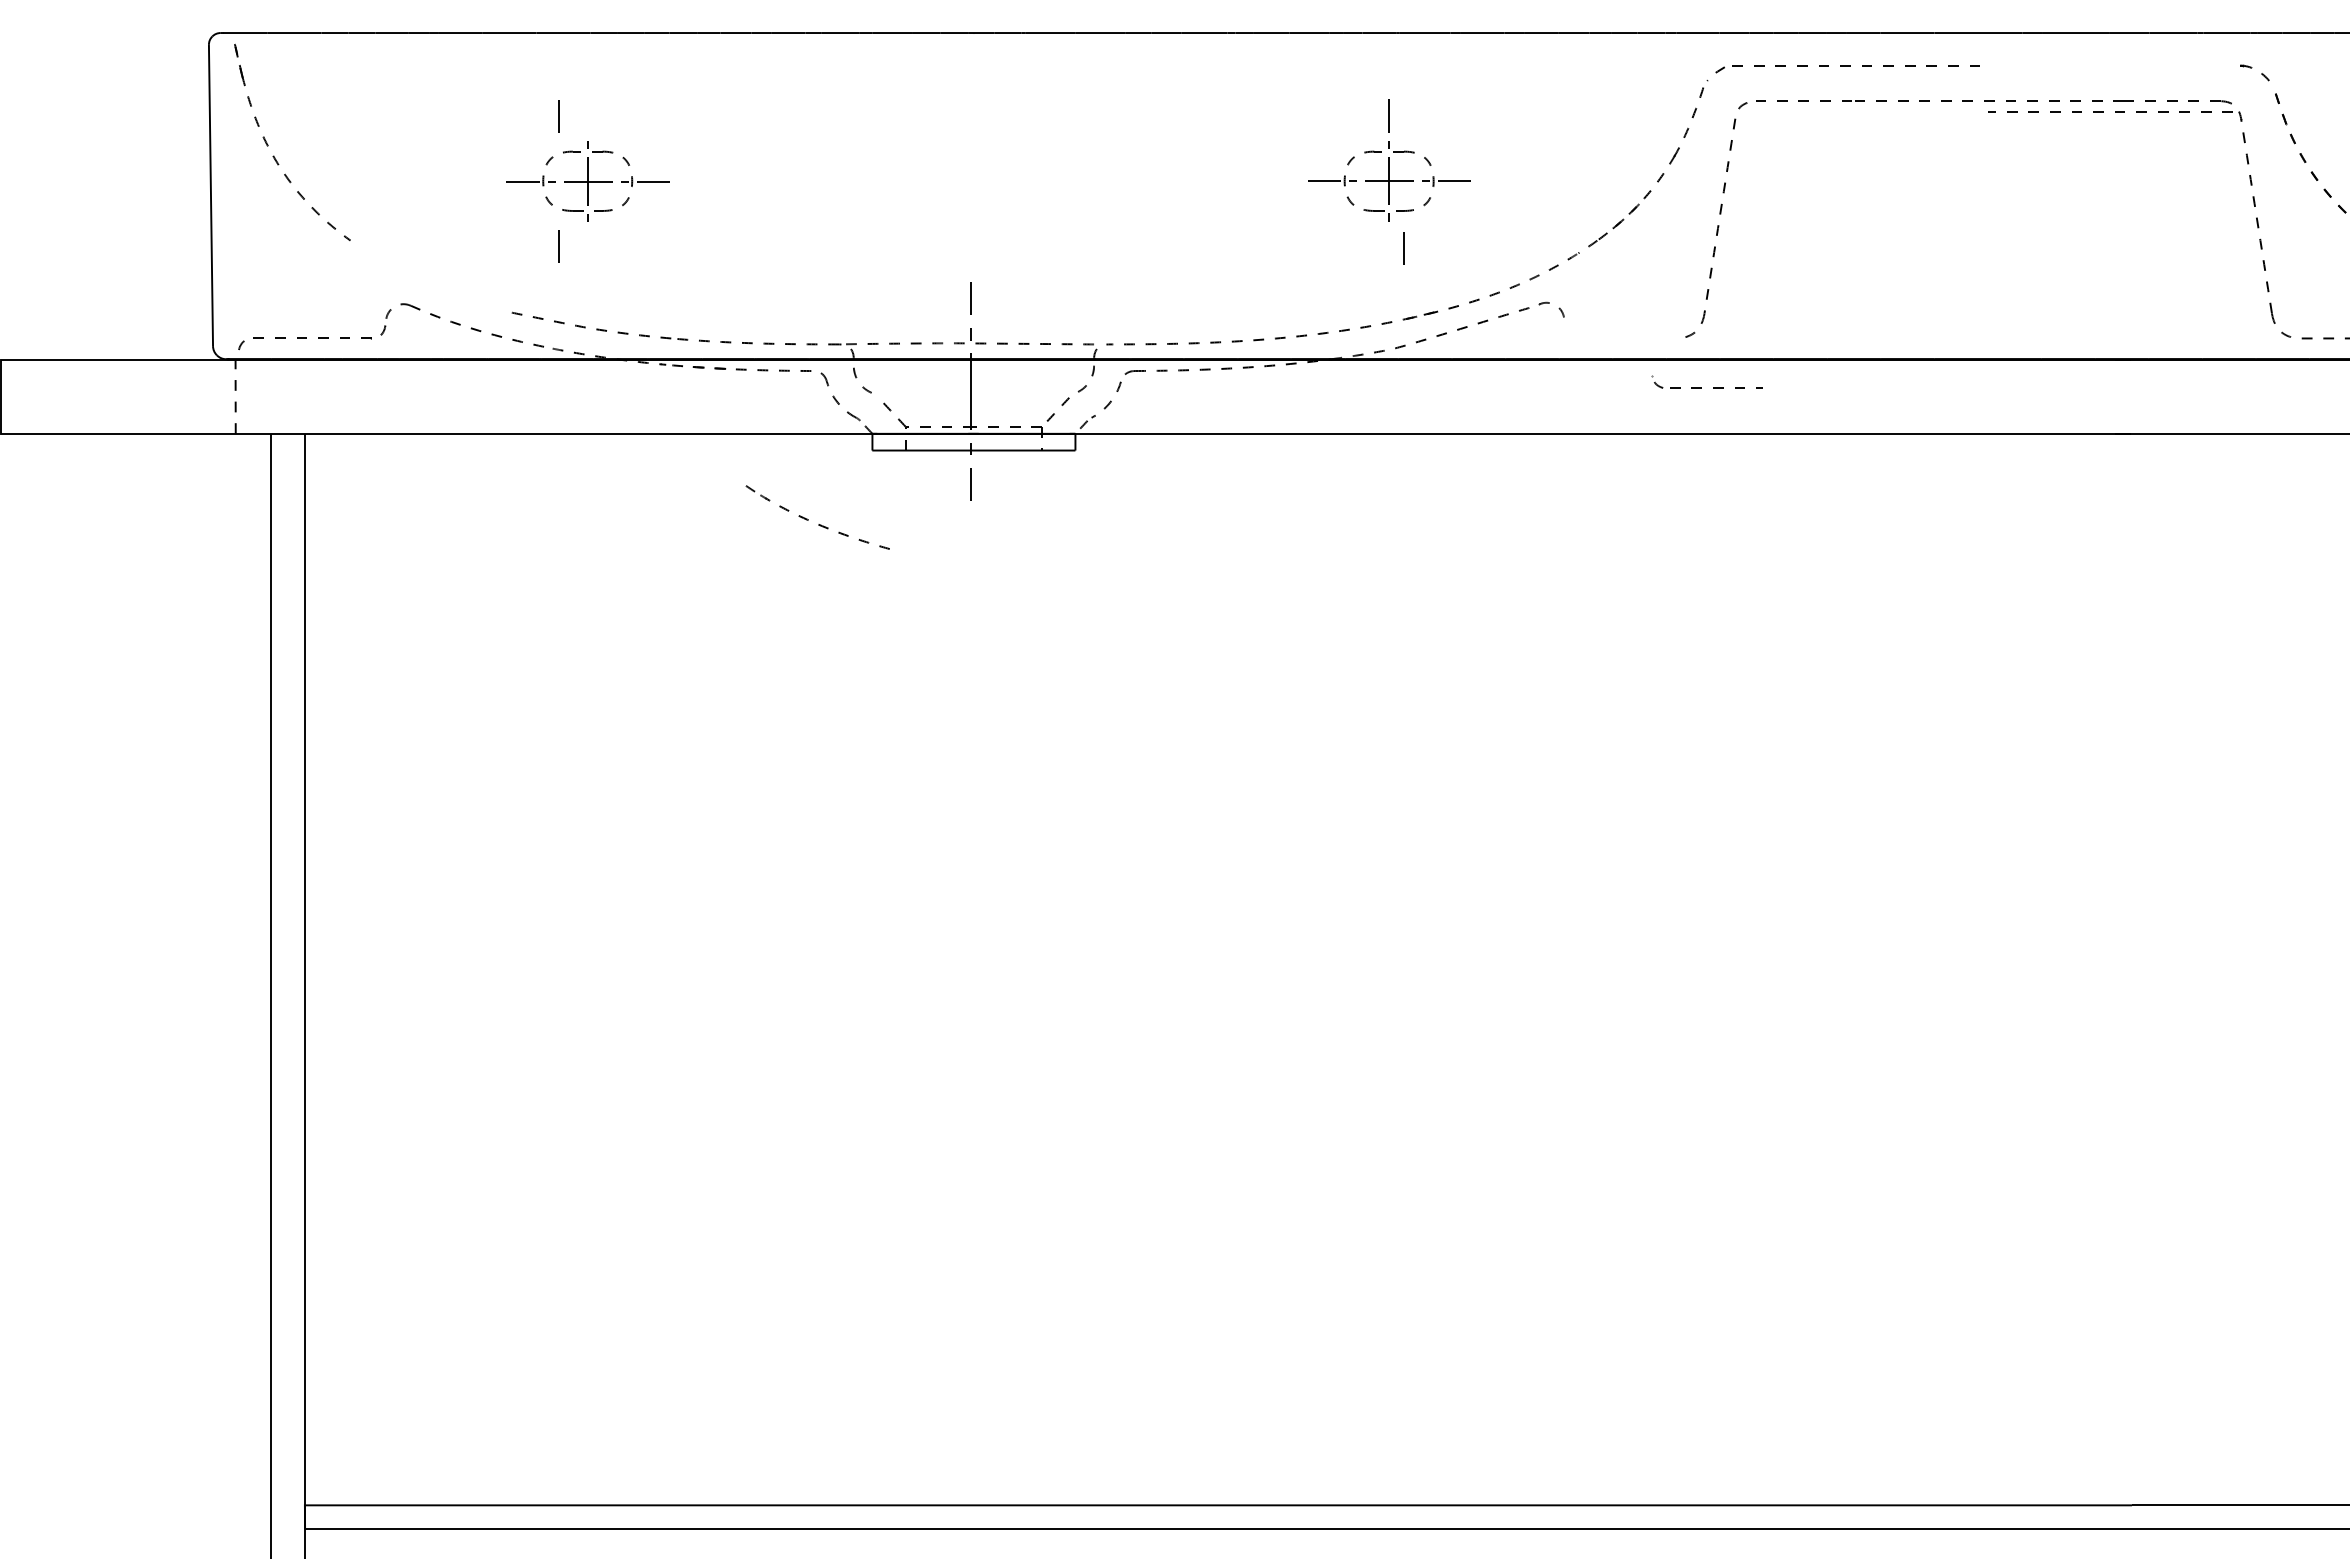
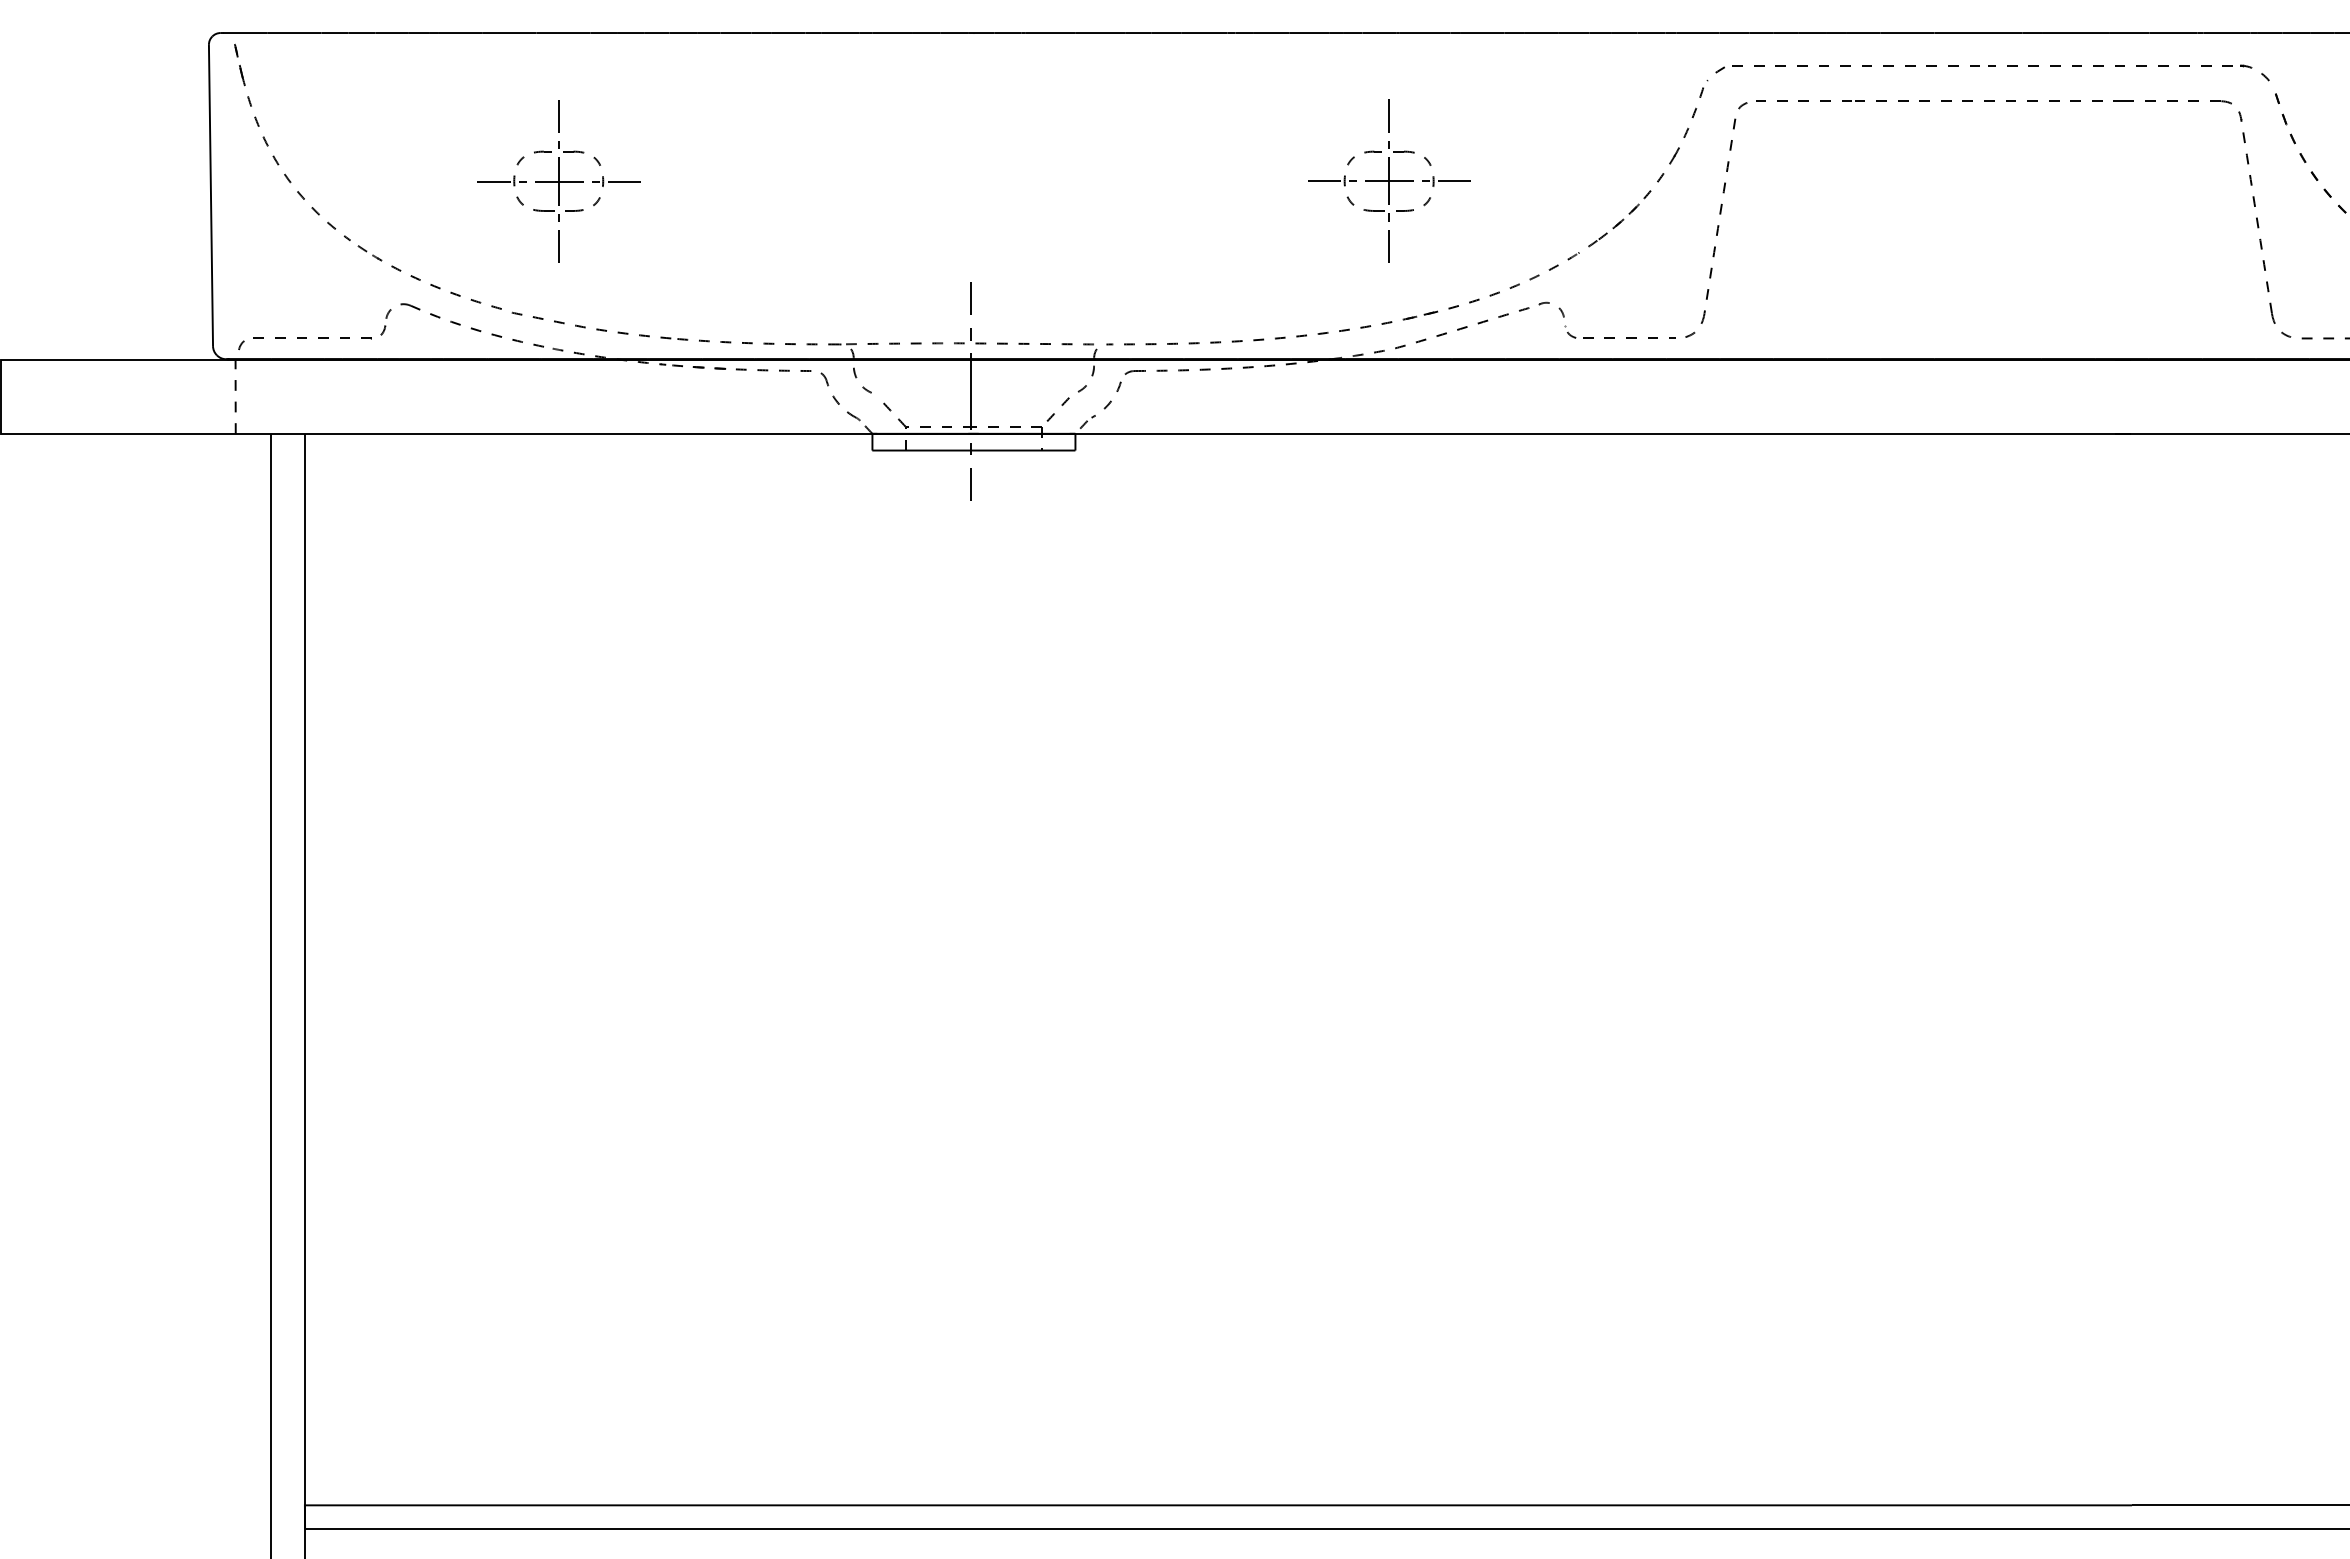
part position: (2110, 111) -> (2110, 65) (2110, 65)
part position: (587, 181) -> (558, 181) (558, 181)
line position: (1403, 248) -> (1388, 246) (1388, 246)
part position: (1701, 387) -> (1614, 337) (1614, 337)
part position: (818, 524) -> (430, 284) (430, 284)
